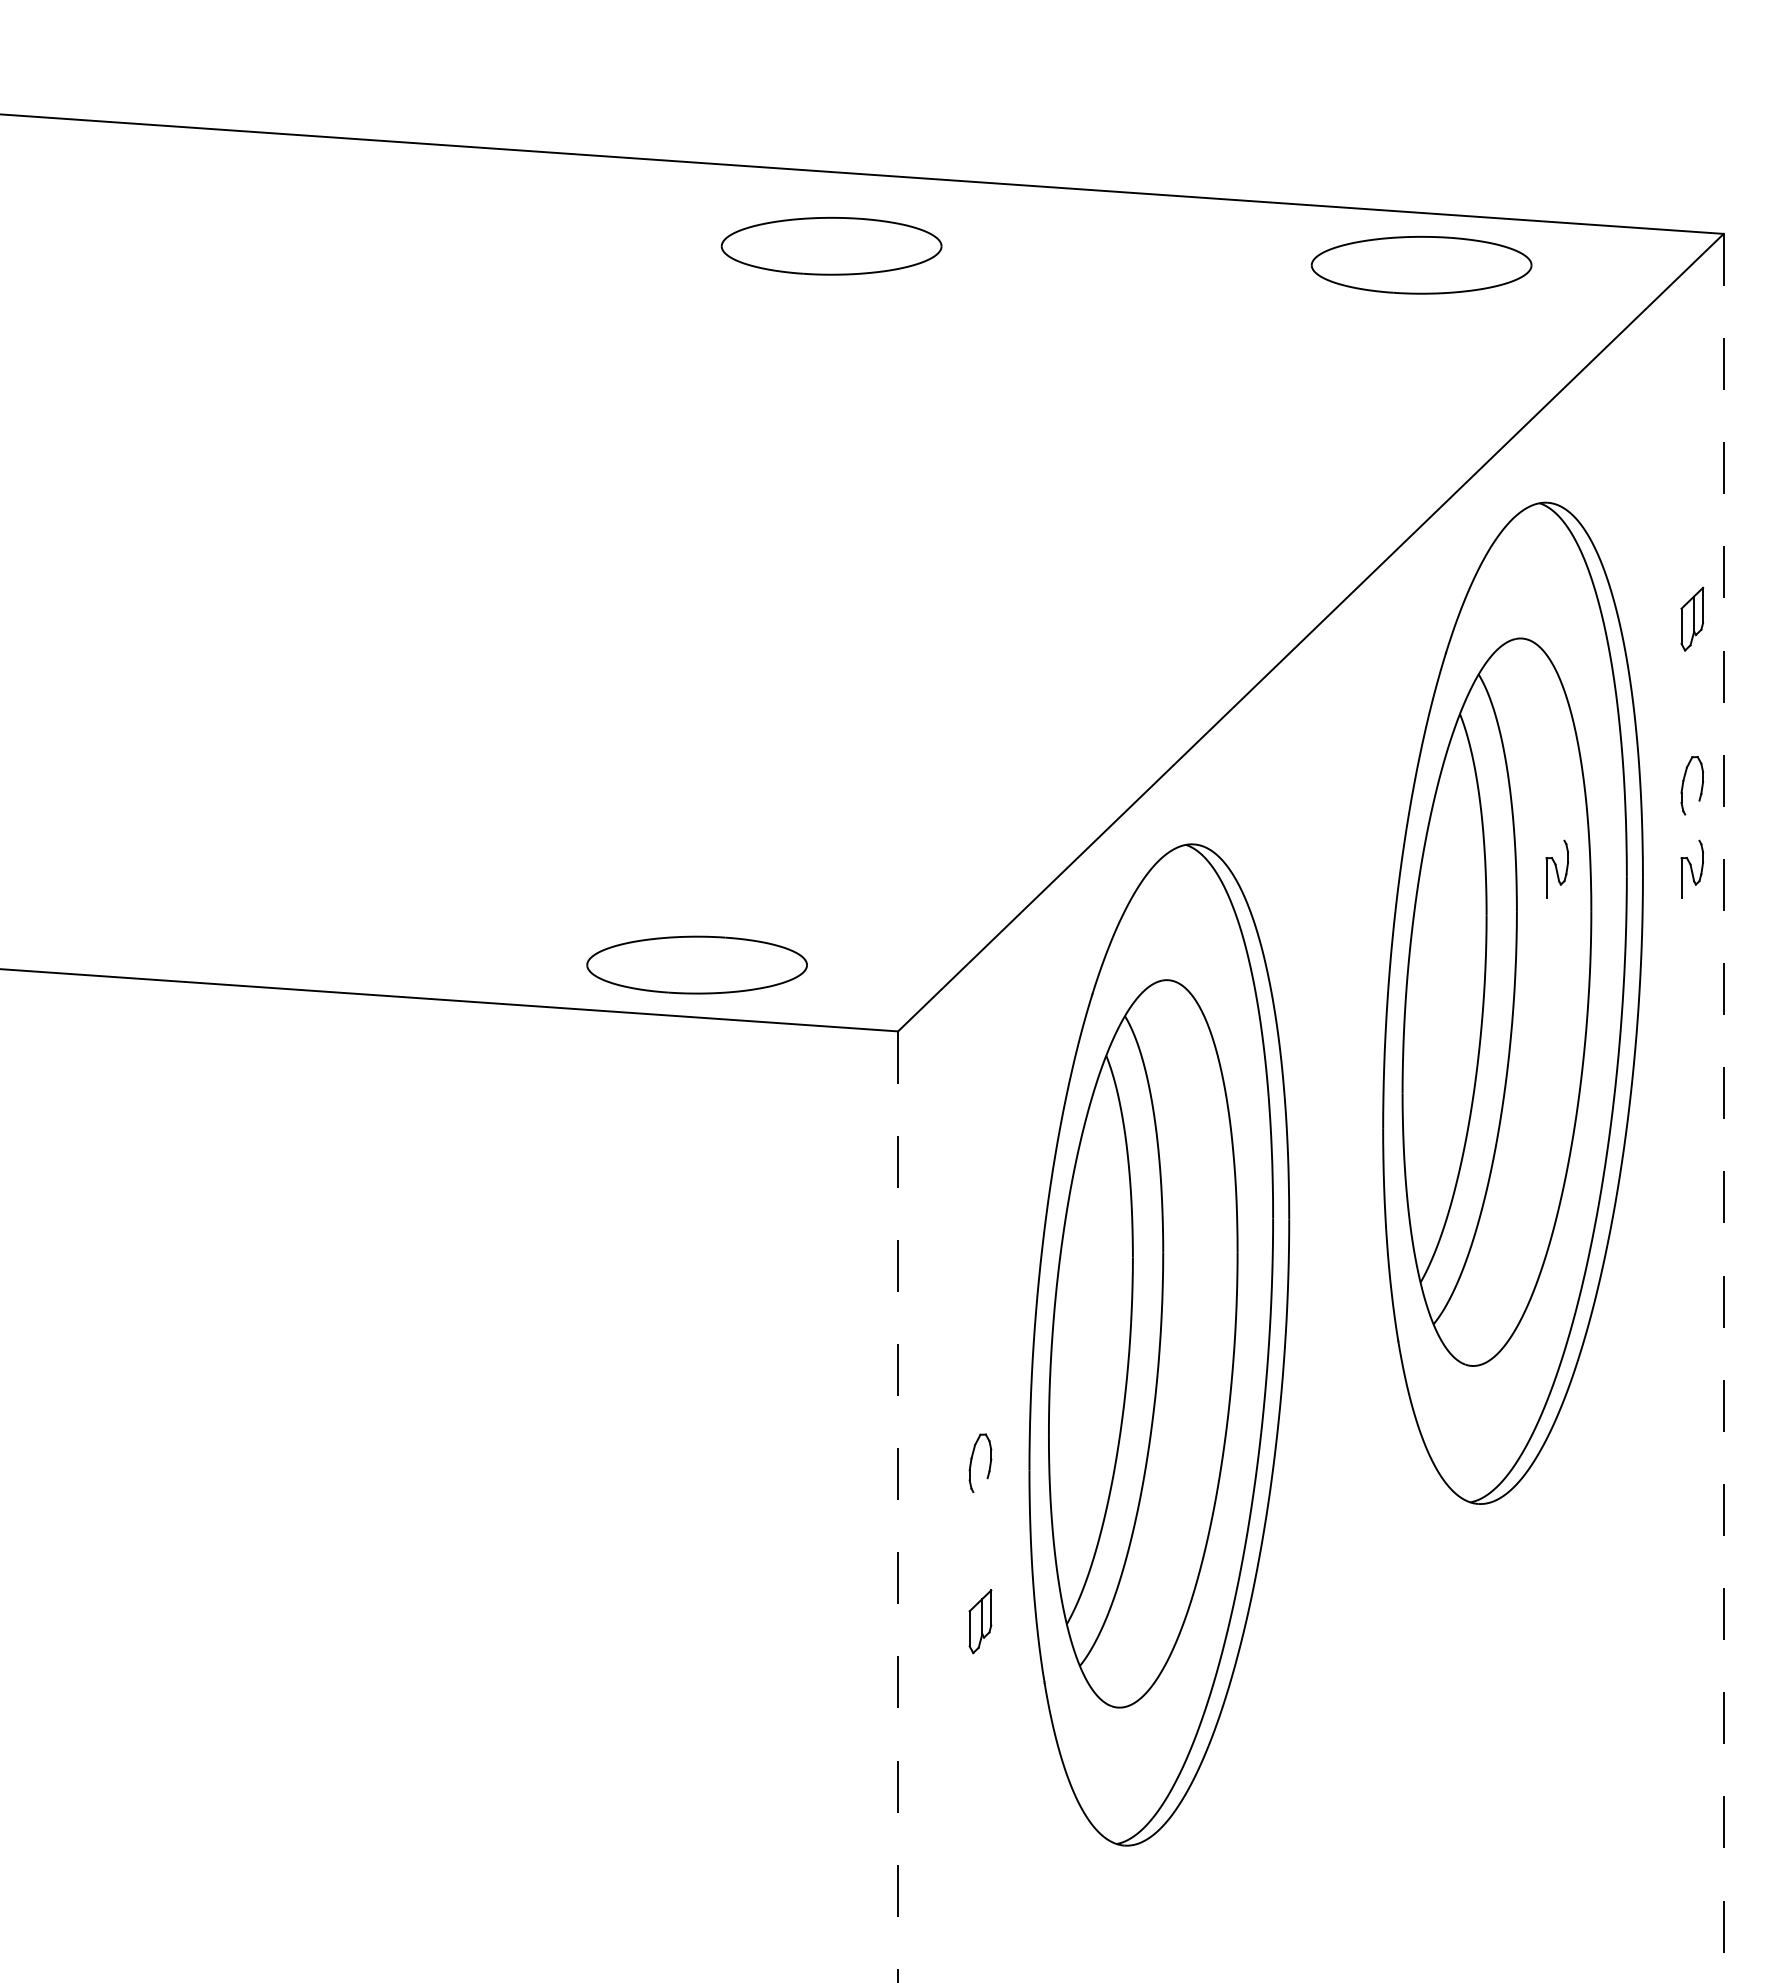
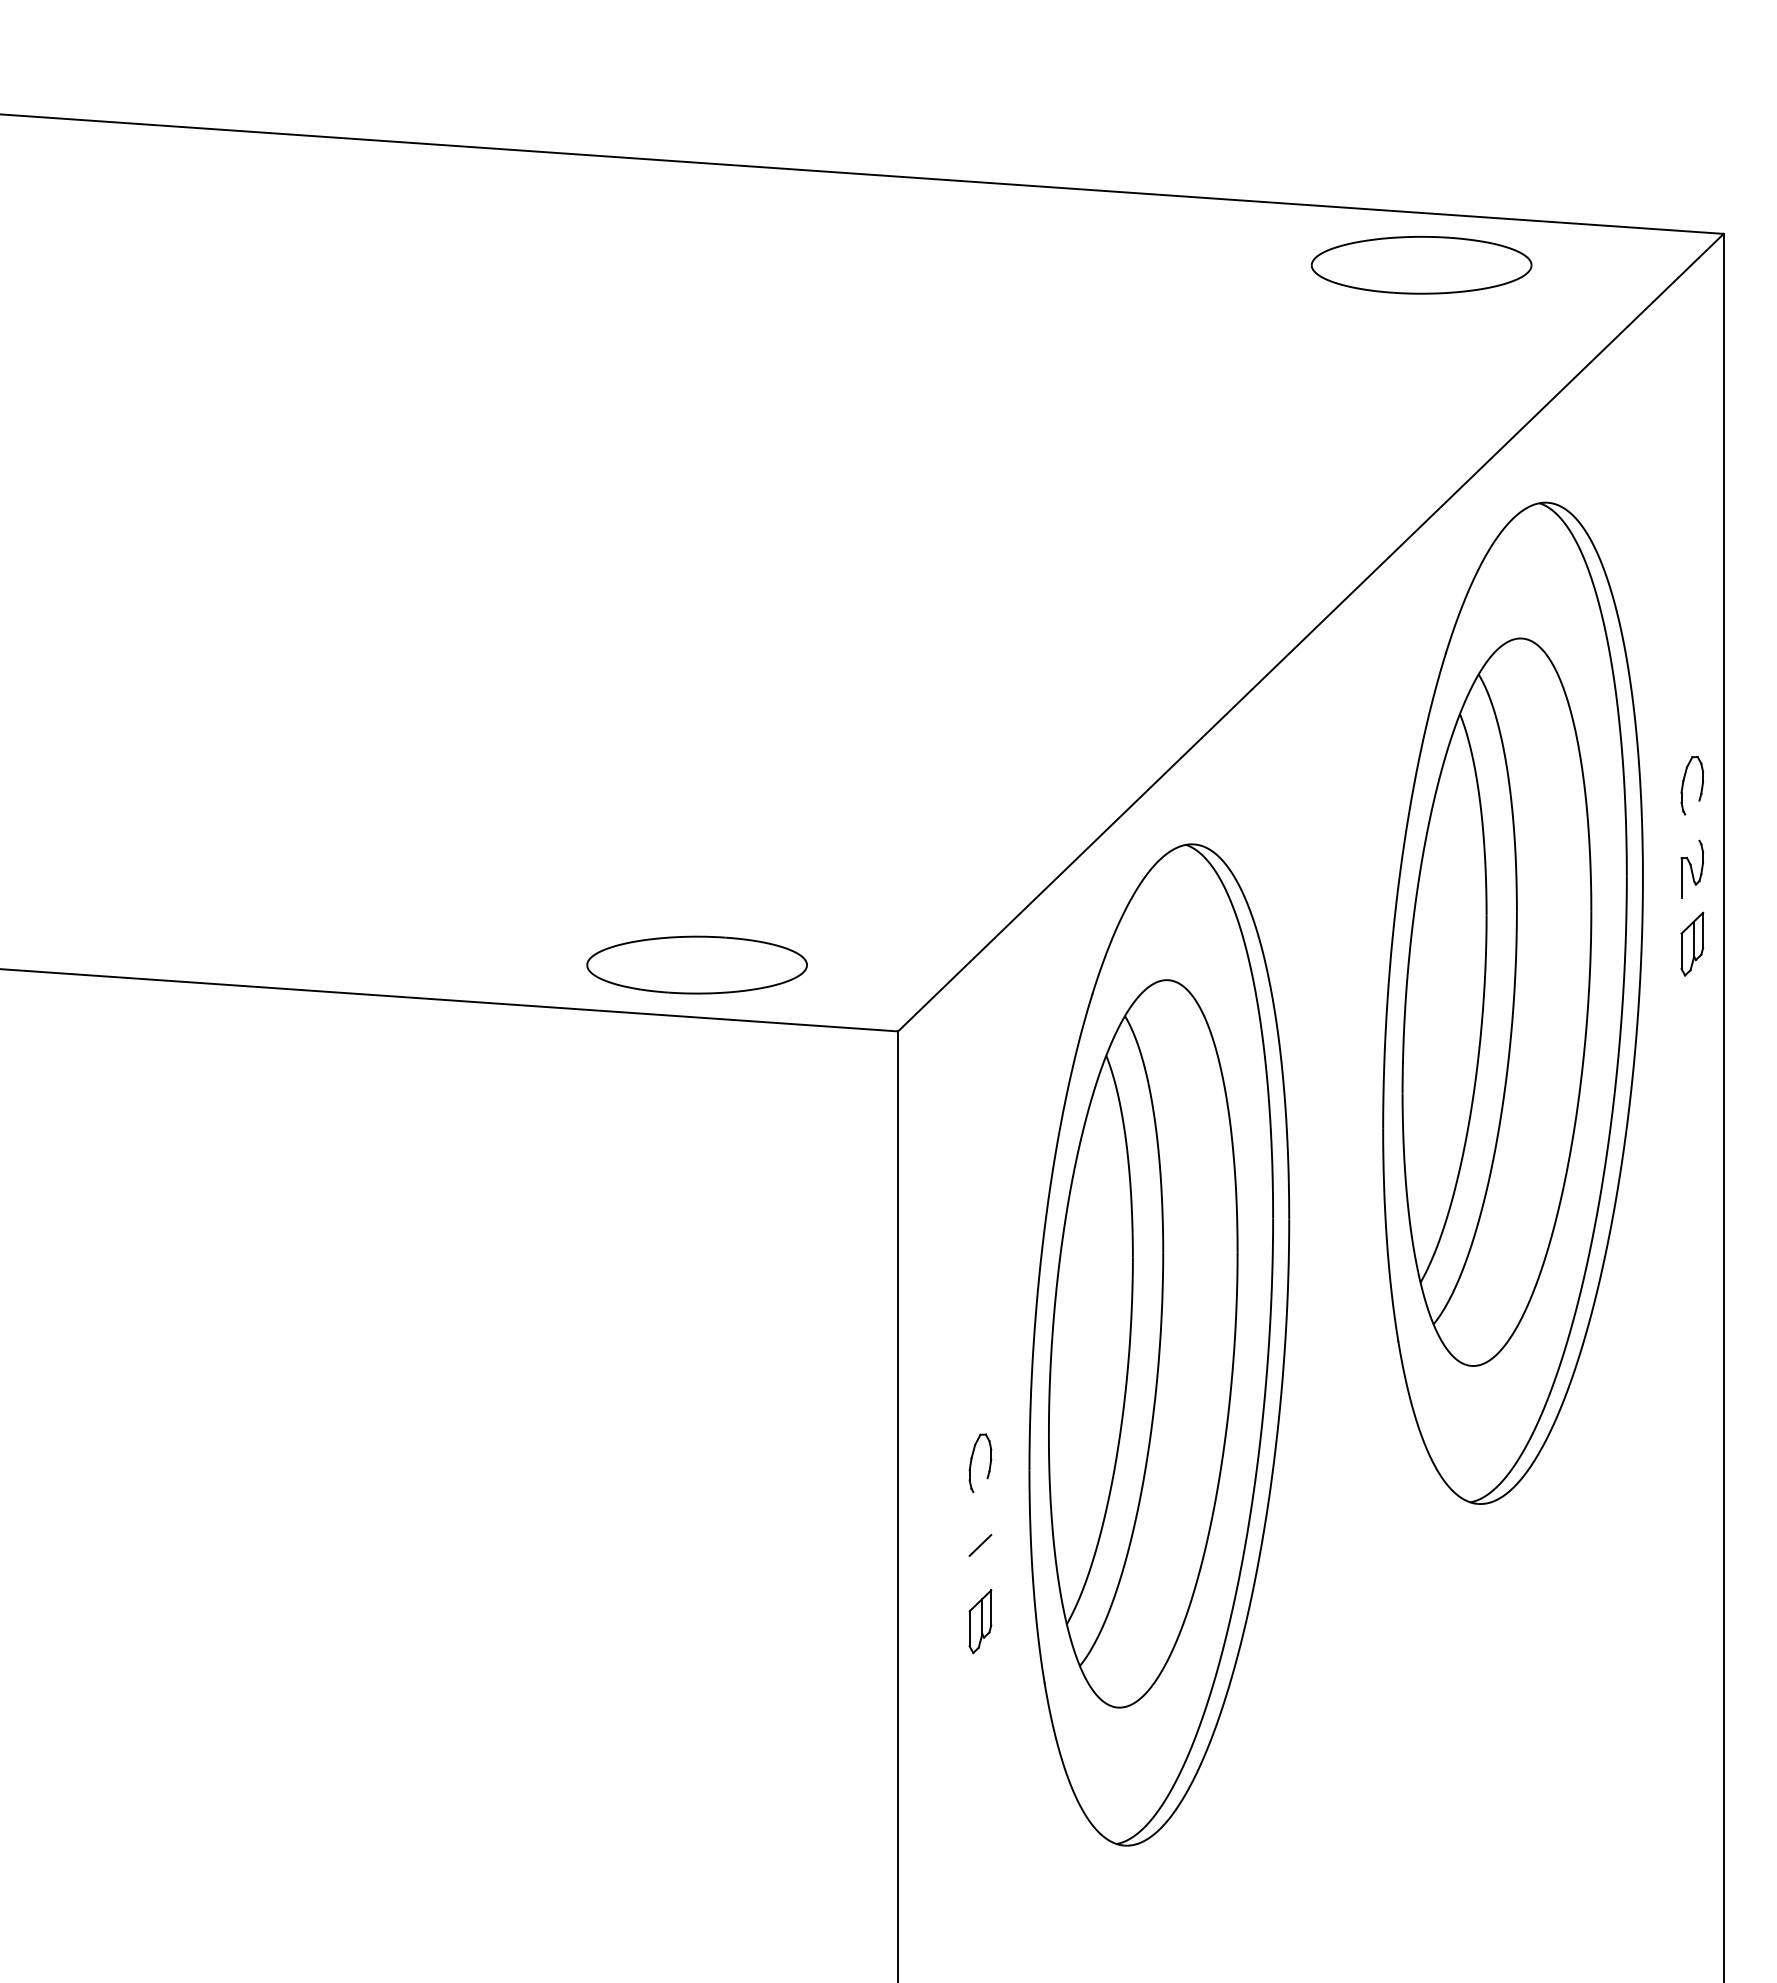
part: present -> none (831, 246)
part position: (1692, 618) -> (1692, 943) (1692, 943)
part: present -> none (1556, 868)
line: dashed -> solid (1723, 1108)
line: dashed -> solid (898, 1507)
line: none -> present (980, 1545)
